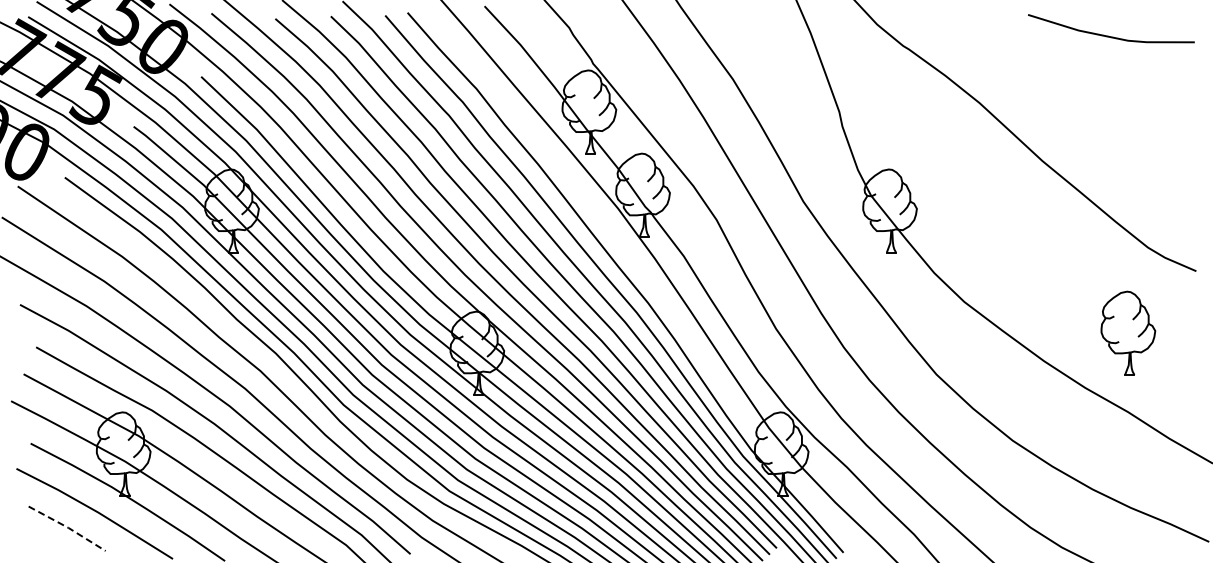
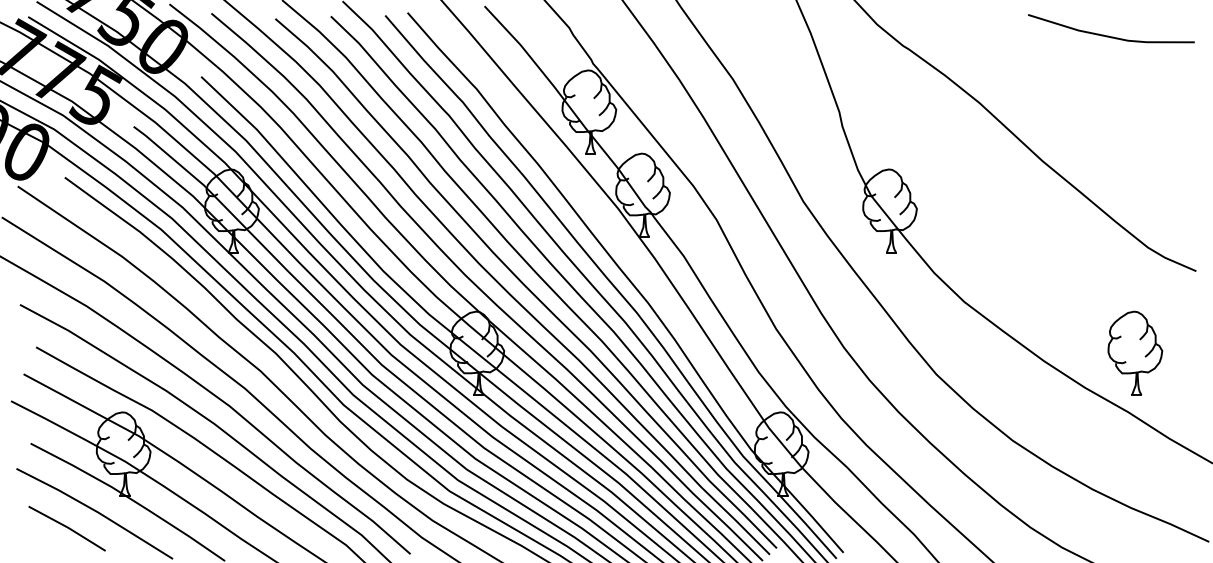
part position: (1128, 332) -> (1135, 352) (1135, 352)
line: dashed -> solid (68, 527)
